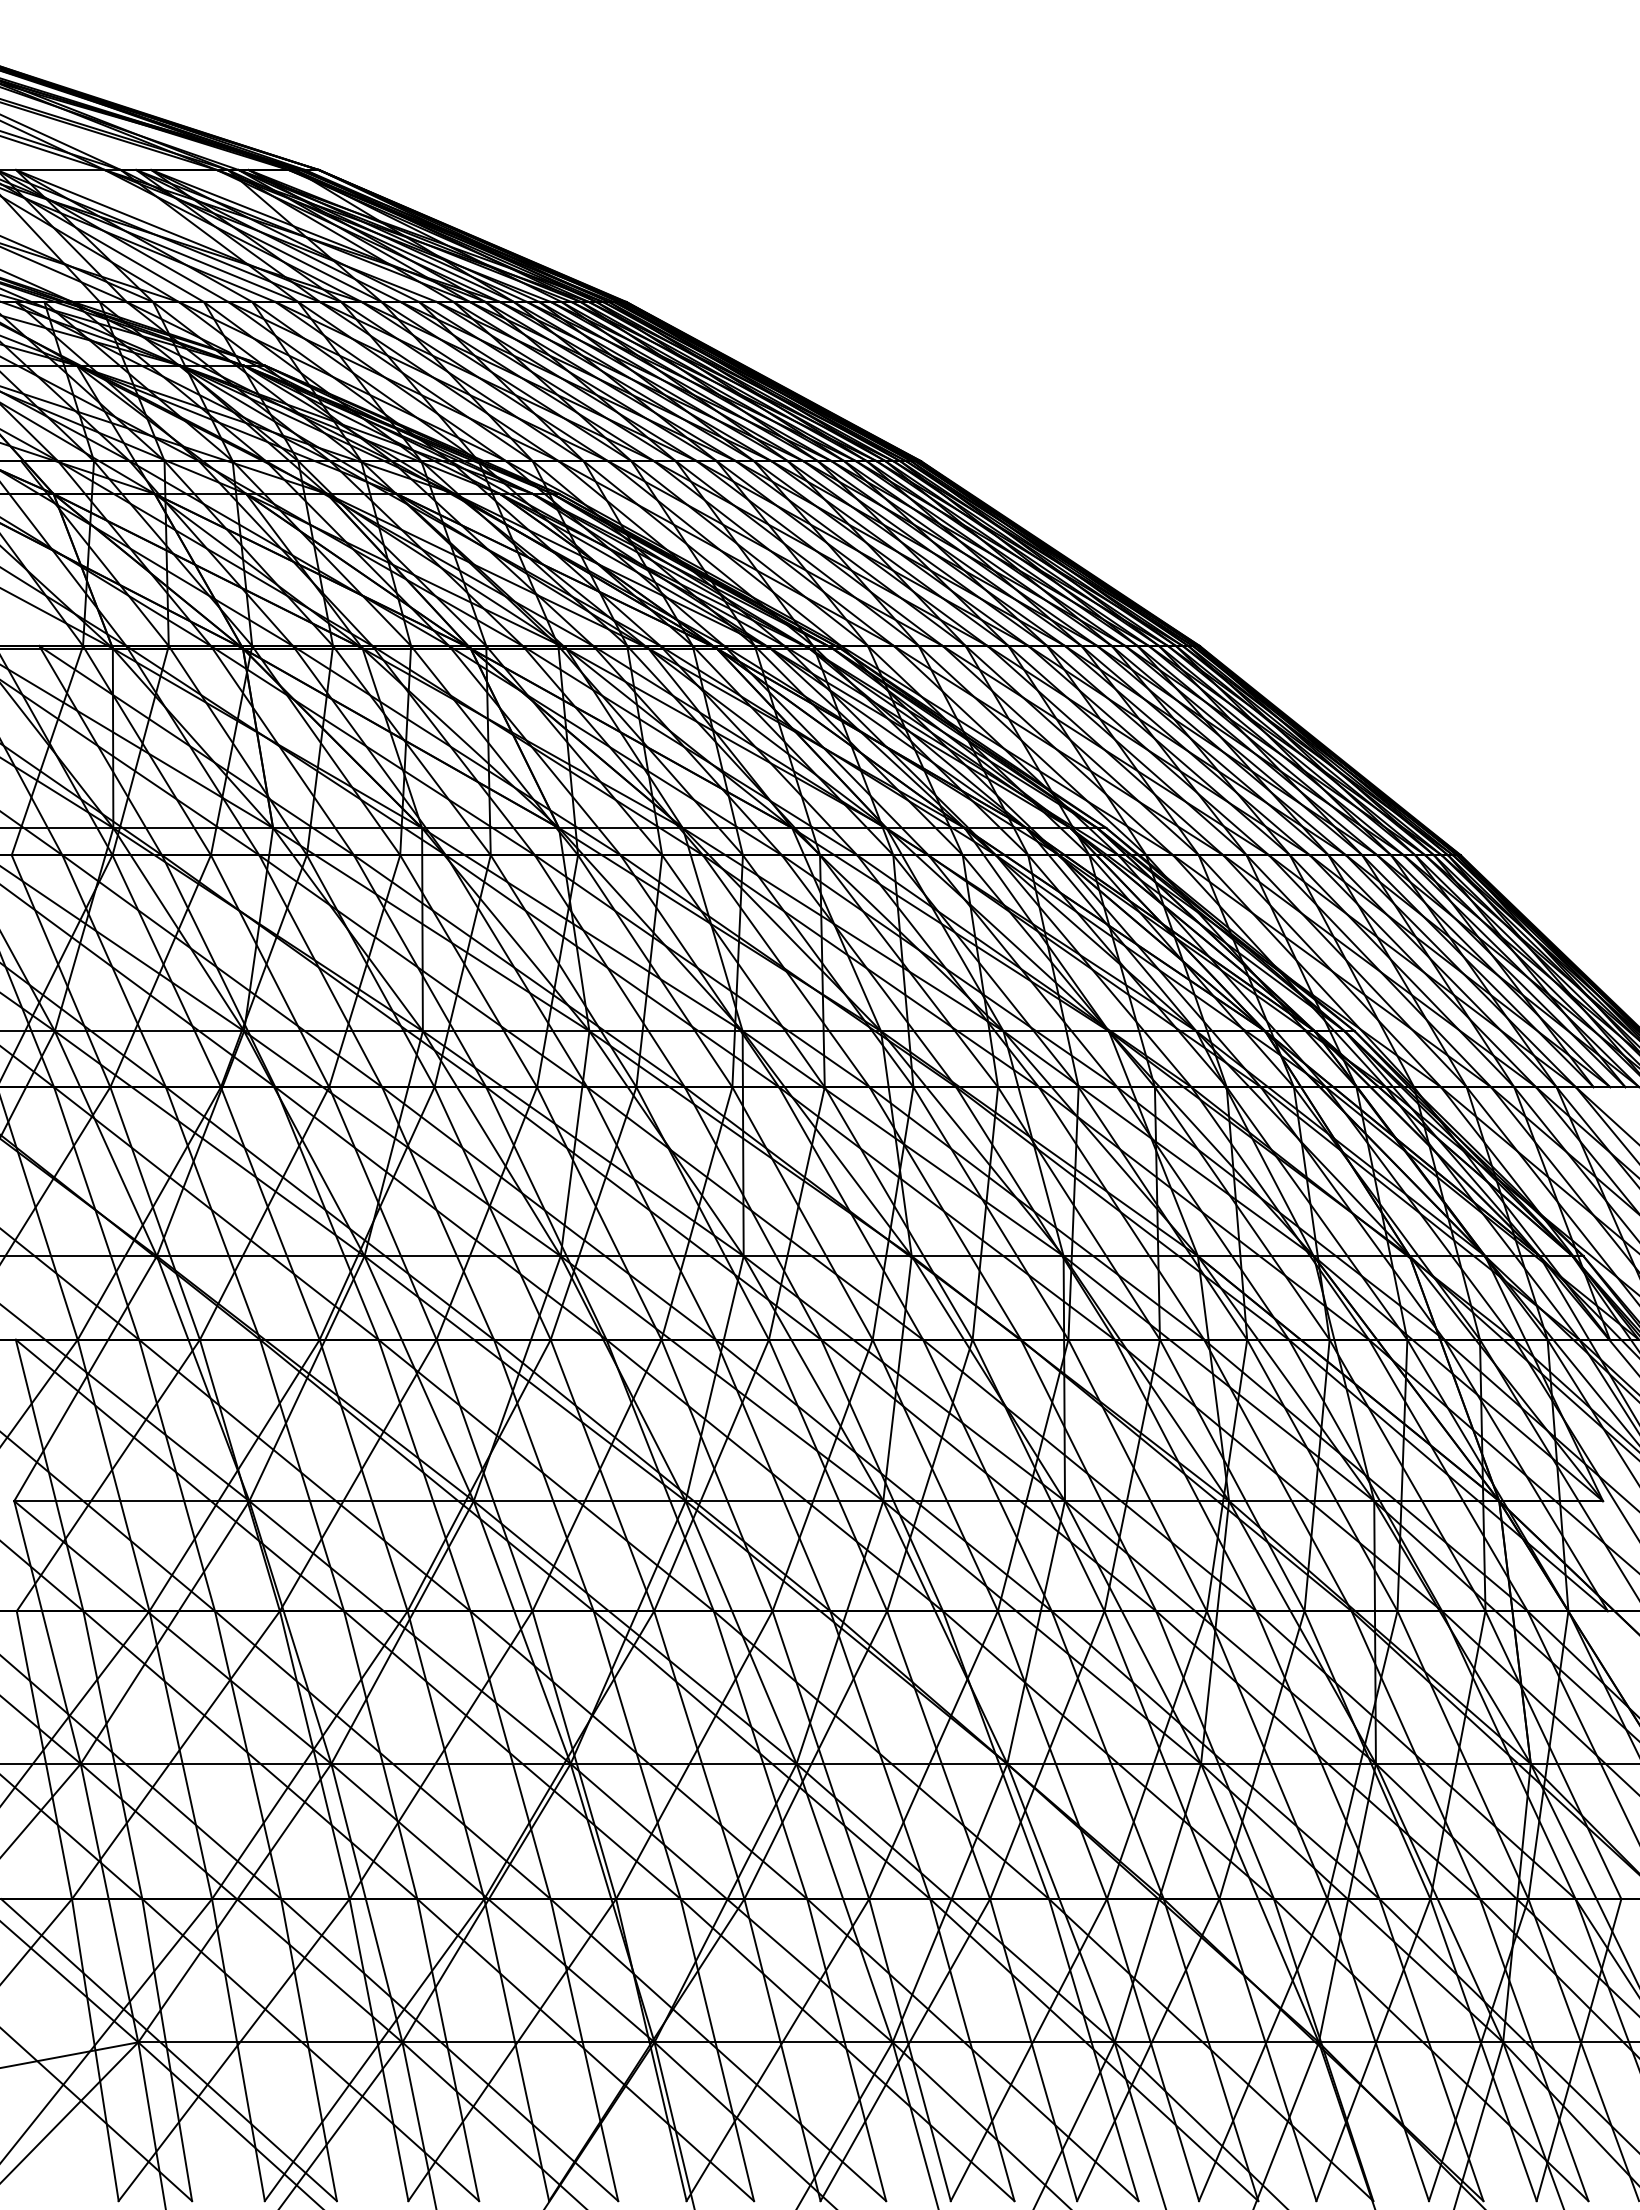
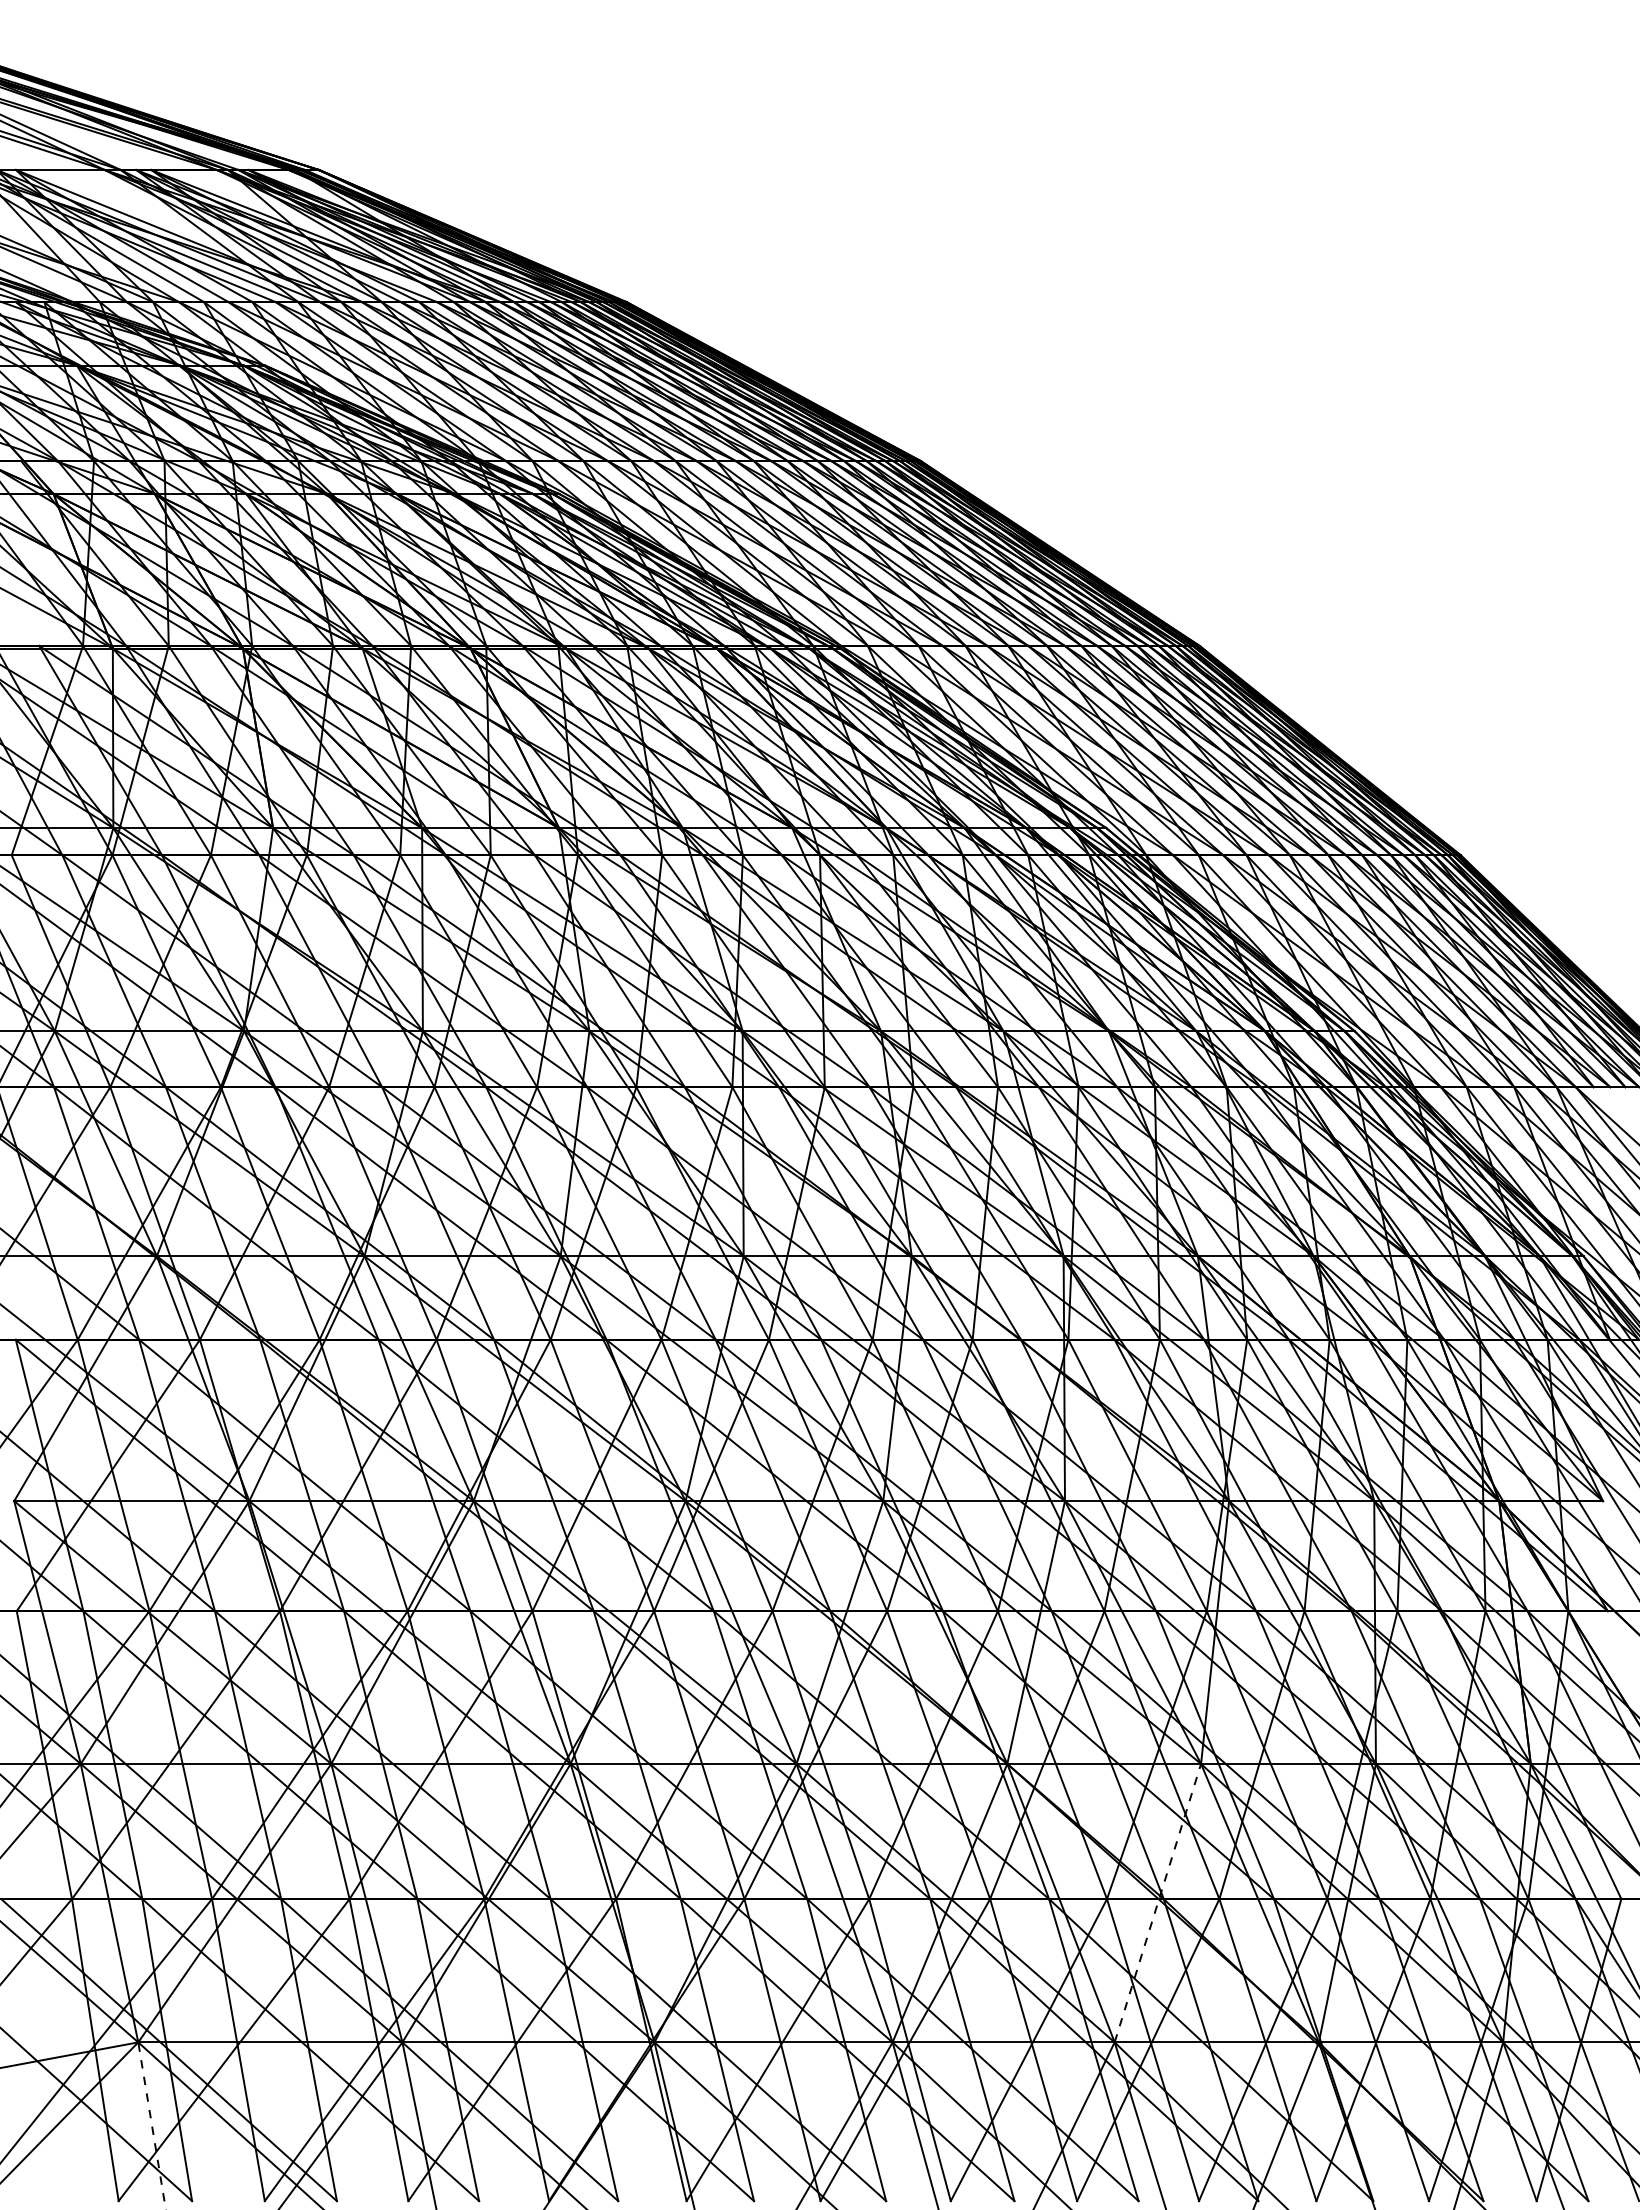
line: solid -> dashed (1157, 1903)
line: solid -> dashed (151, 2125)
